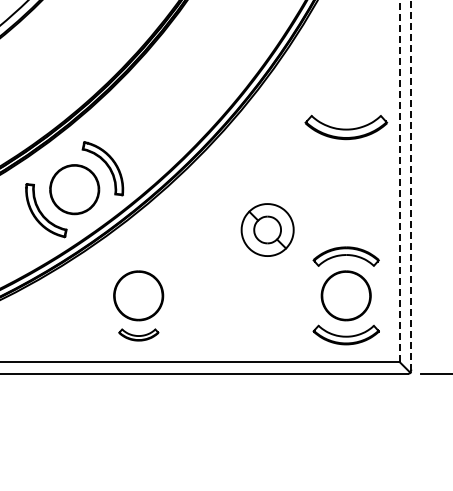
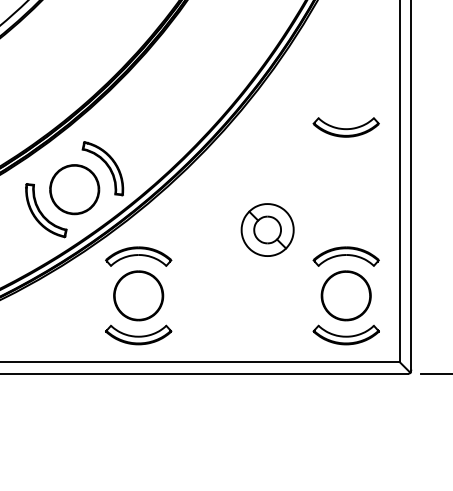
part size: 85x27 px -> 68x21 px (345, 127)
line: dashed -> solid (399, 181)
line: dashed -> solid (411, 185)
part: none -> present (138, 256)
part size: 42x14 px -> 68x22 px (138, 334)
